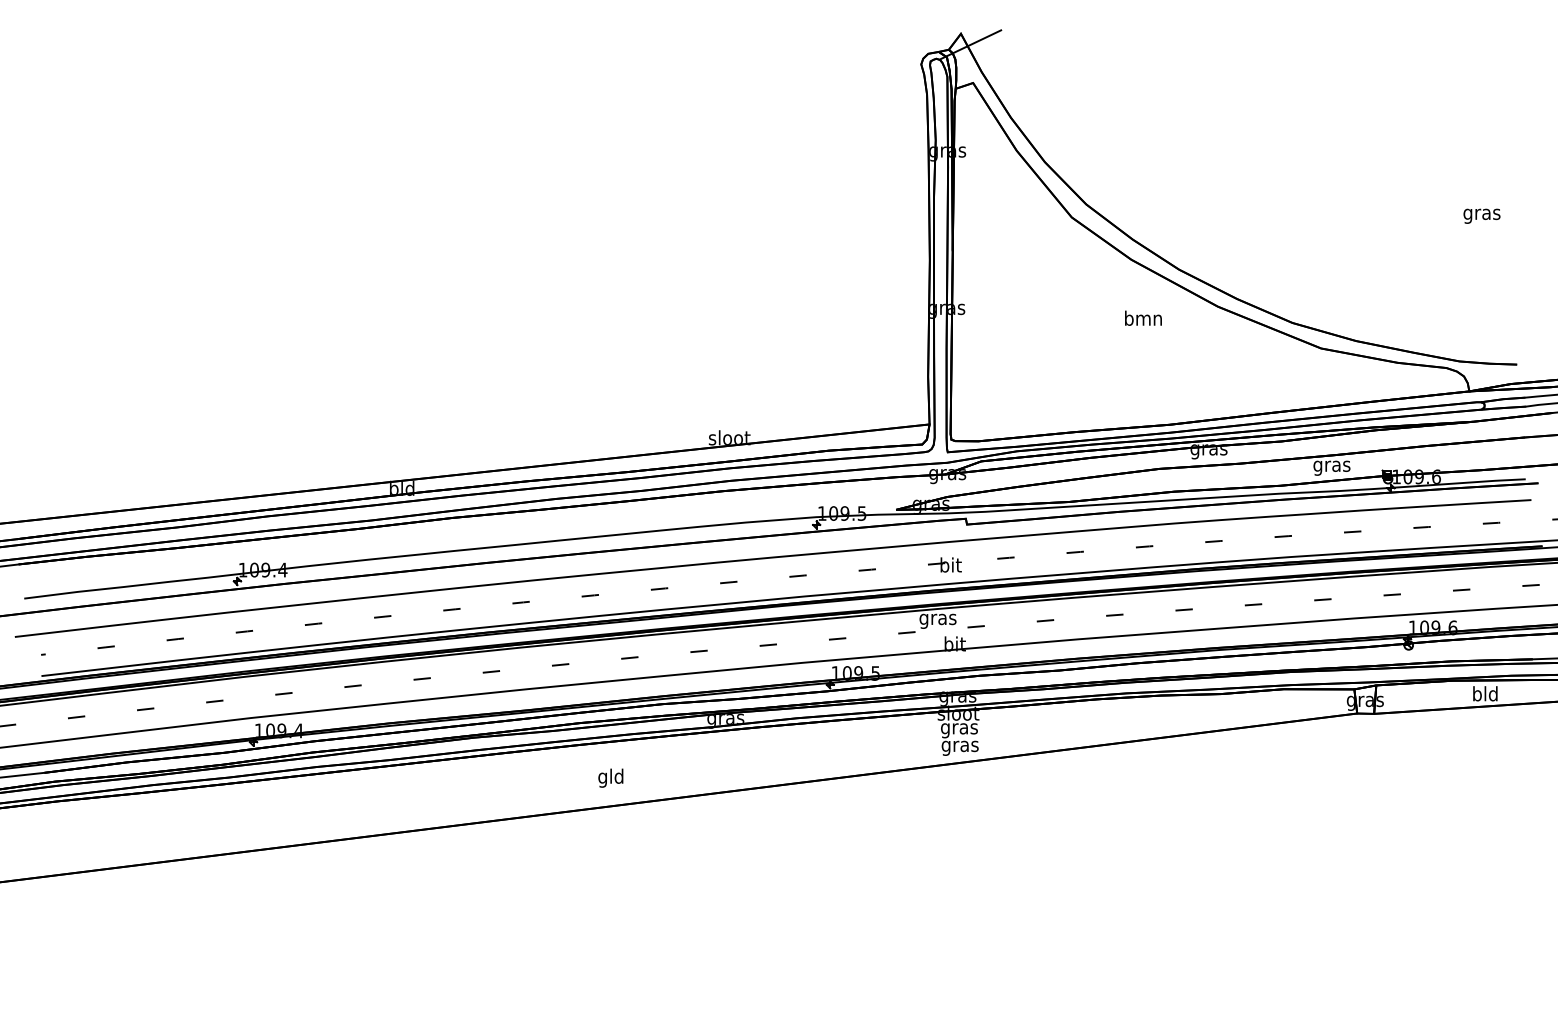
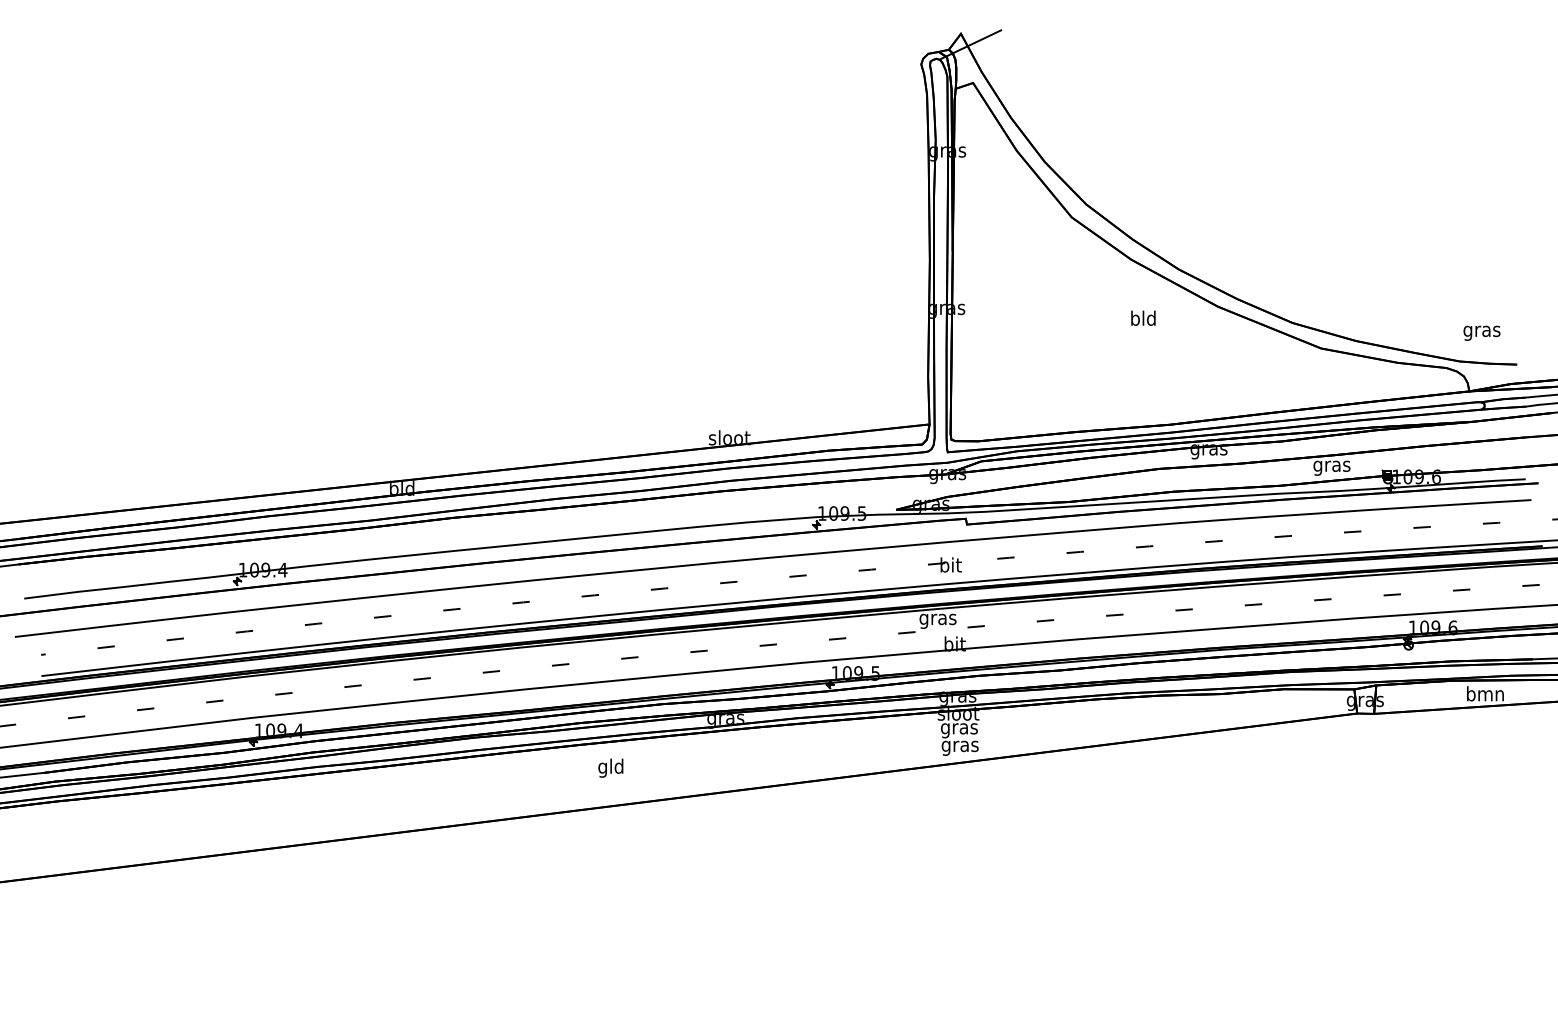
text position: (1481, 215) -> (1481, 332) (1481, 332)
text: bmn -> bld (1143, 317)
text: bld -> bmn (1485, 693)
text position: (610, 777) -> (610, 767) (610, 767)
